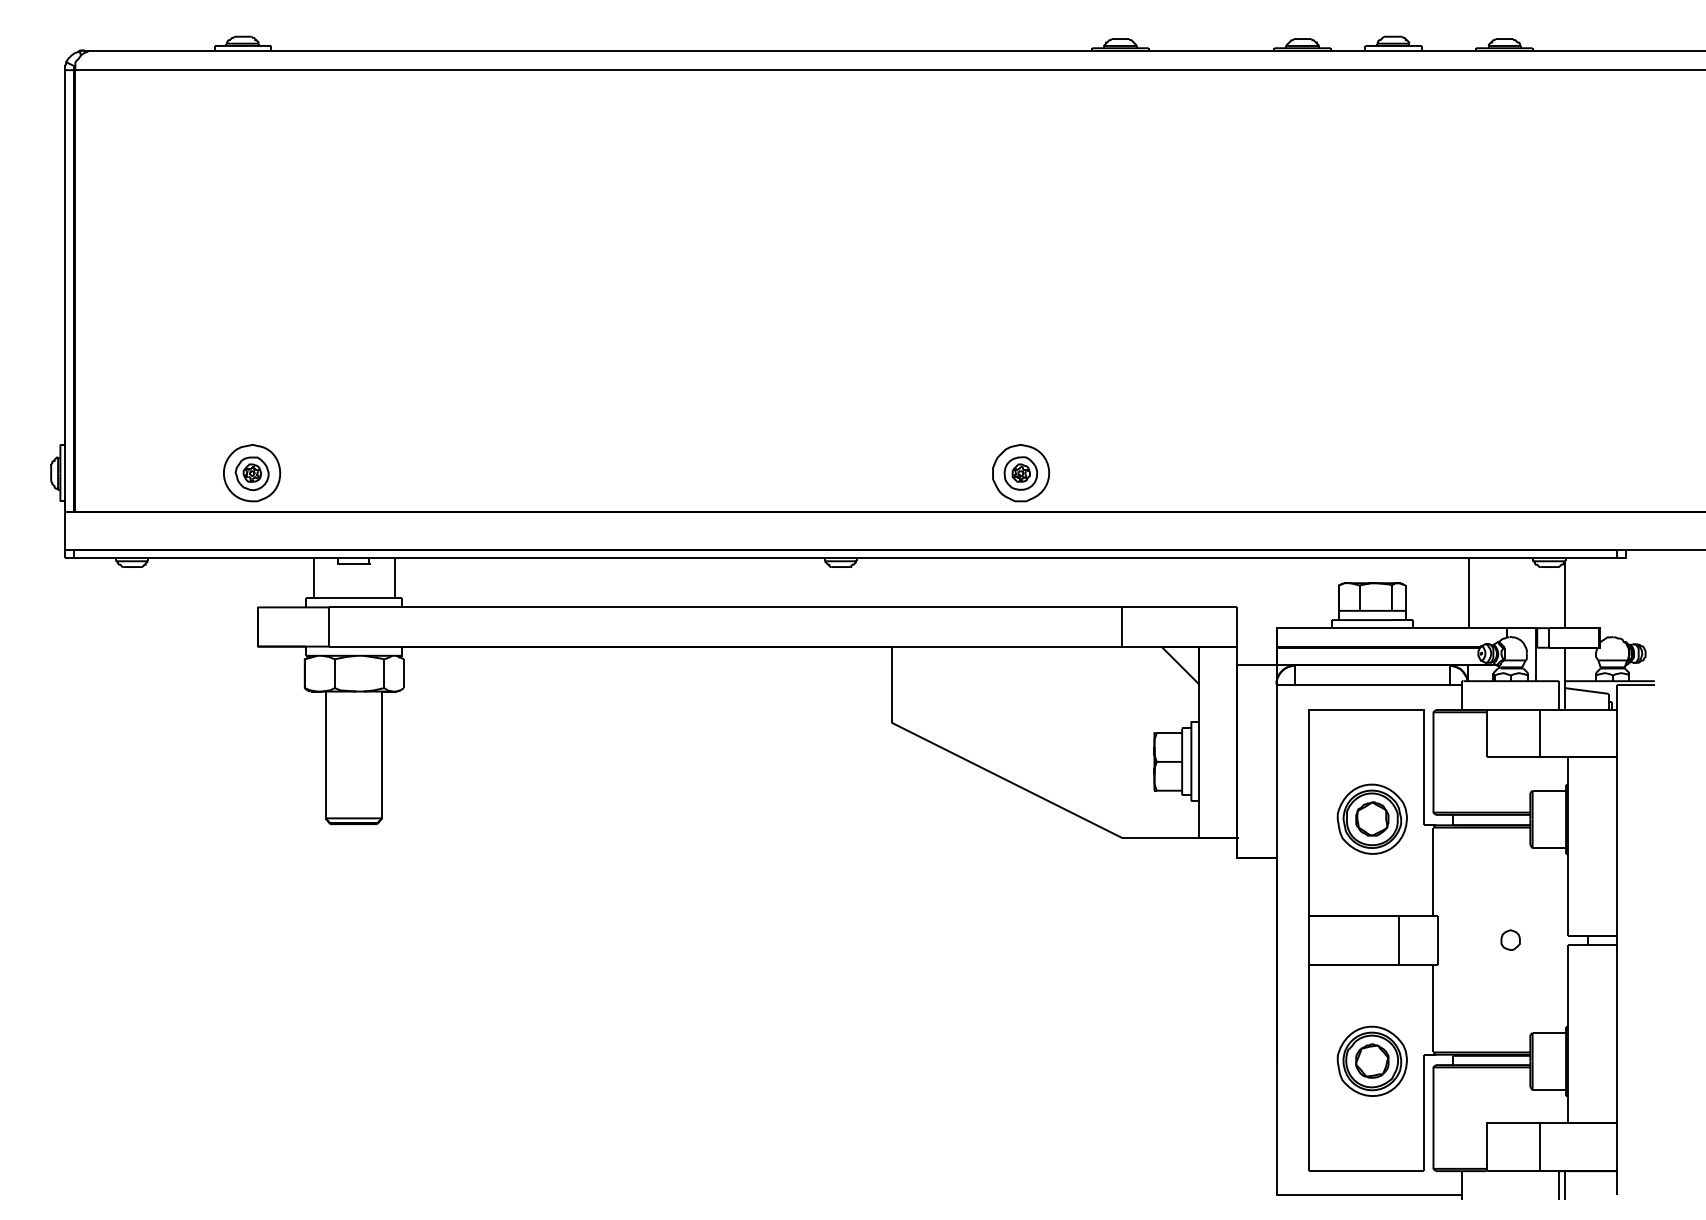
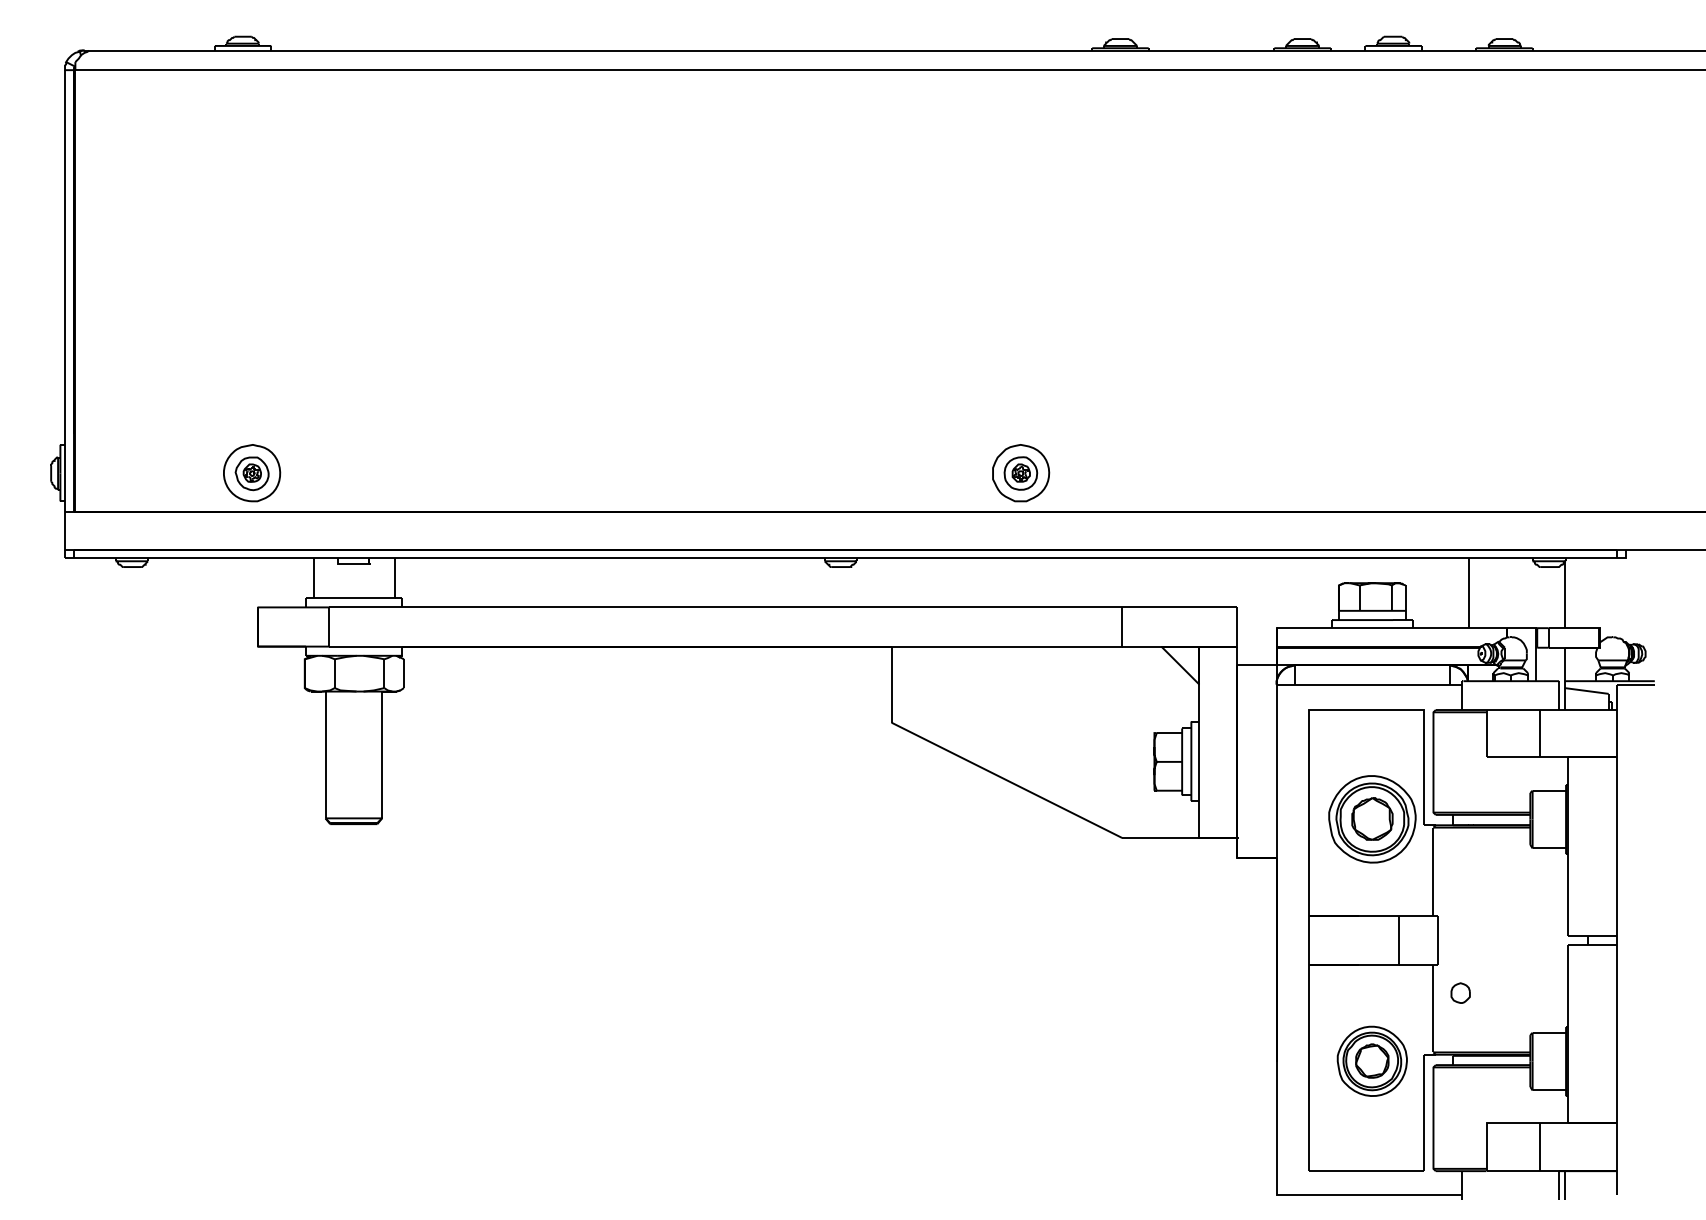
part size: 72x72 px -> 89x89 px (1372, 819)
part position: (1510, 939) -> (1460, 992) (1460, 992)
